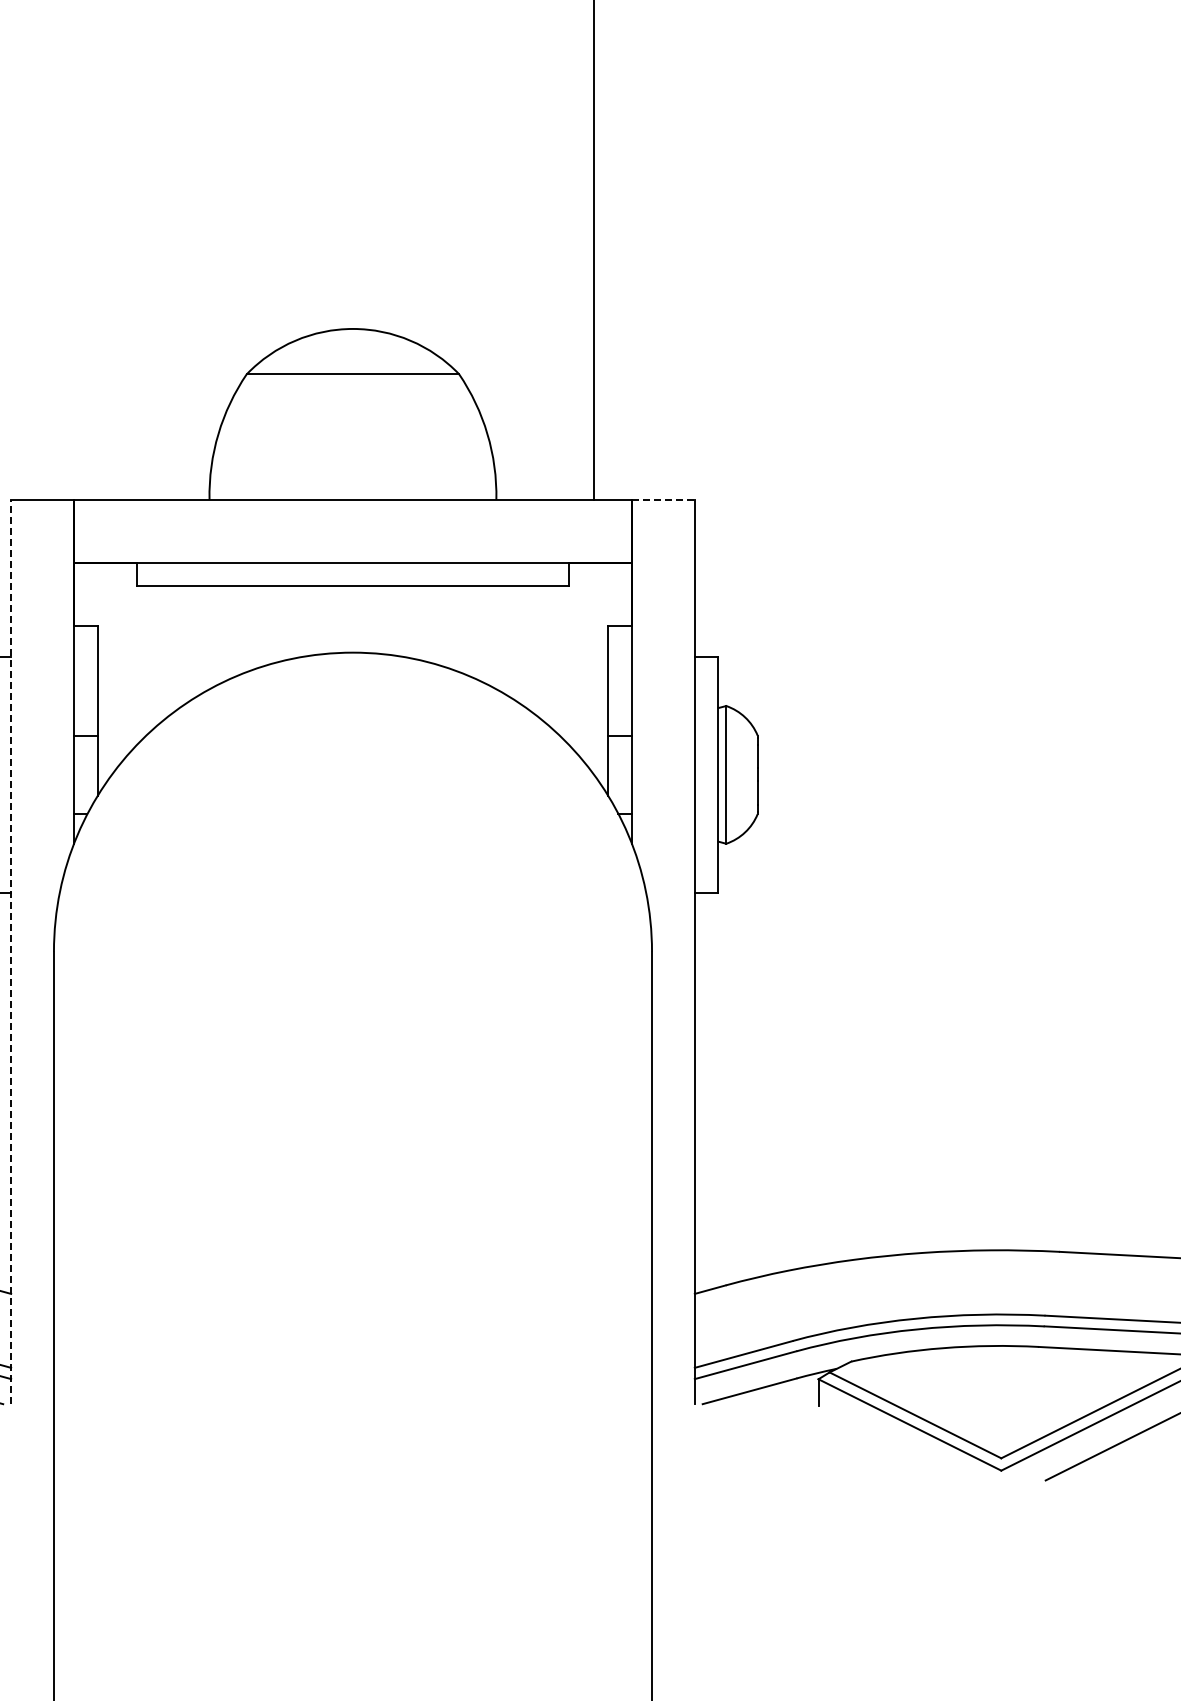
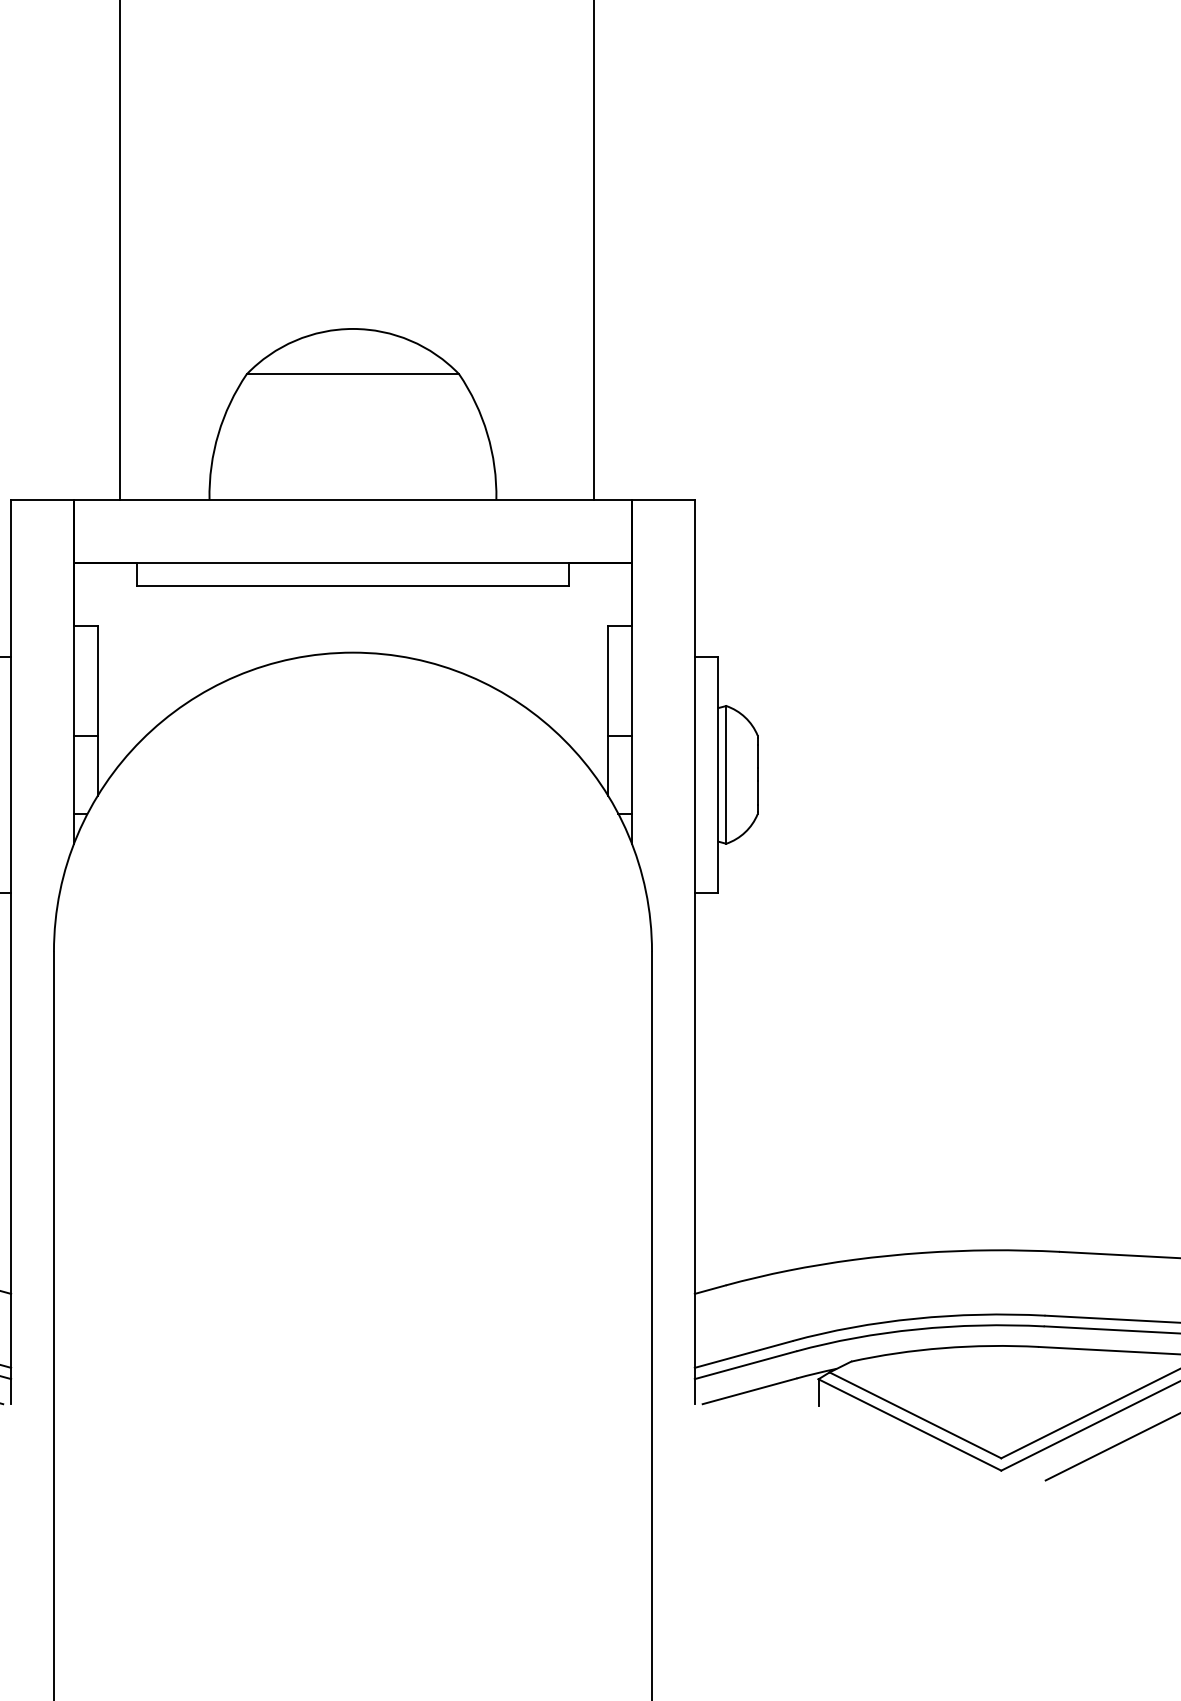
line: none -> present (119, 250)
line: dashed -> solid (663, 499)
line: dashed -> solid (11, 951)
